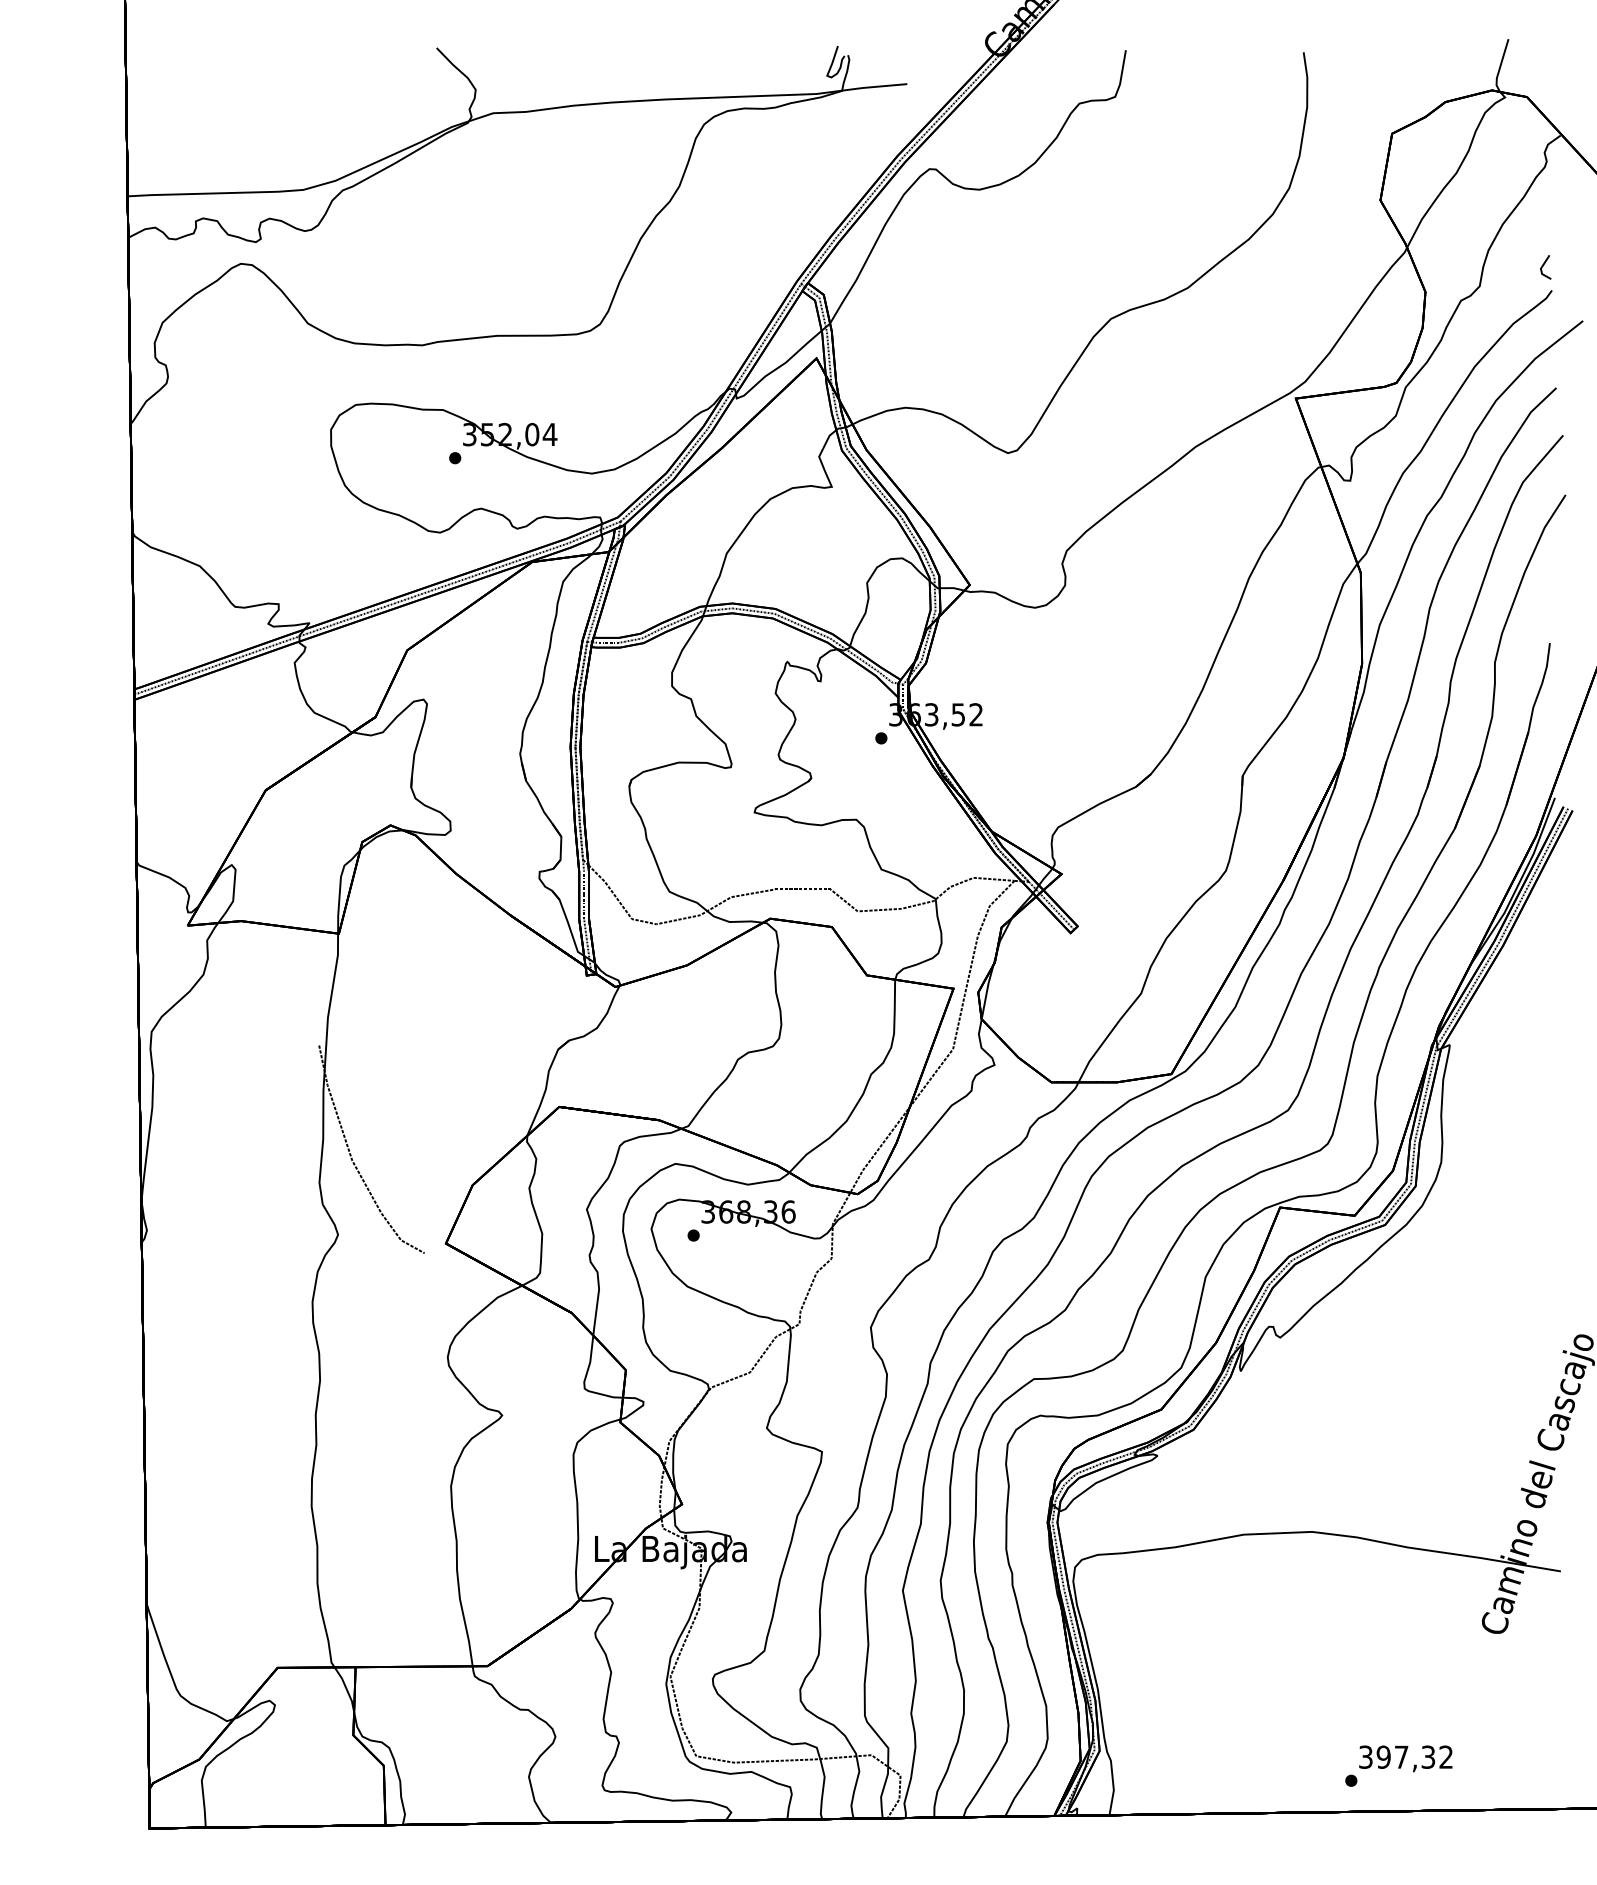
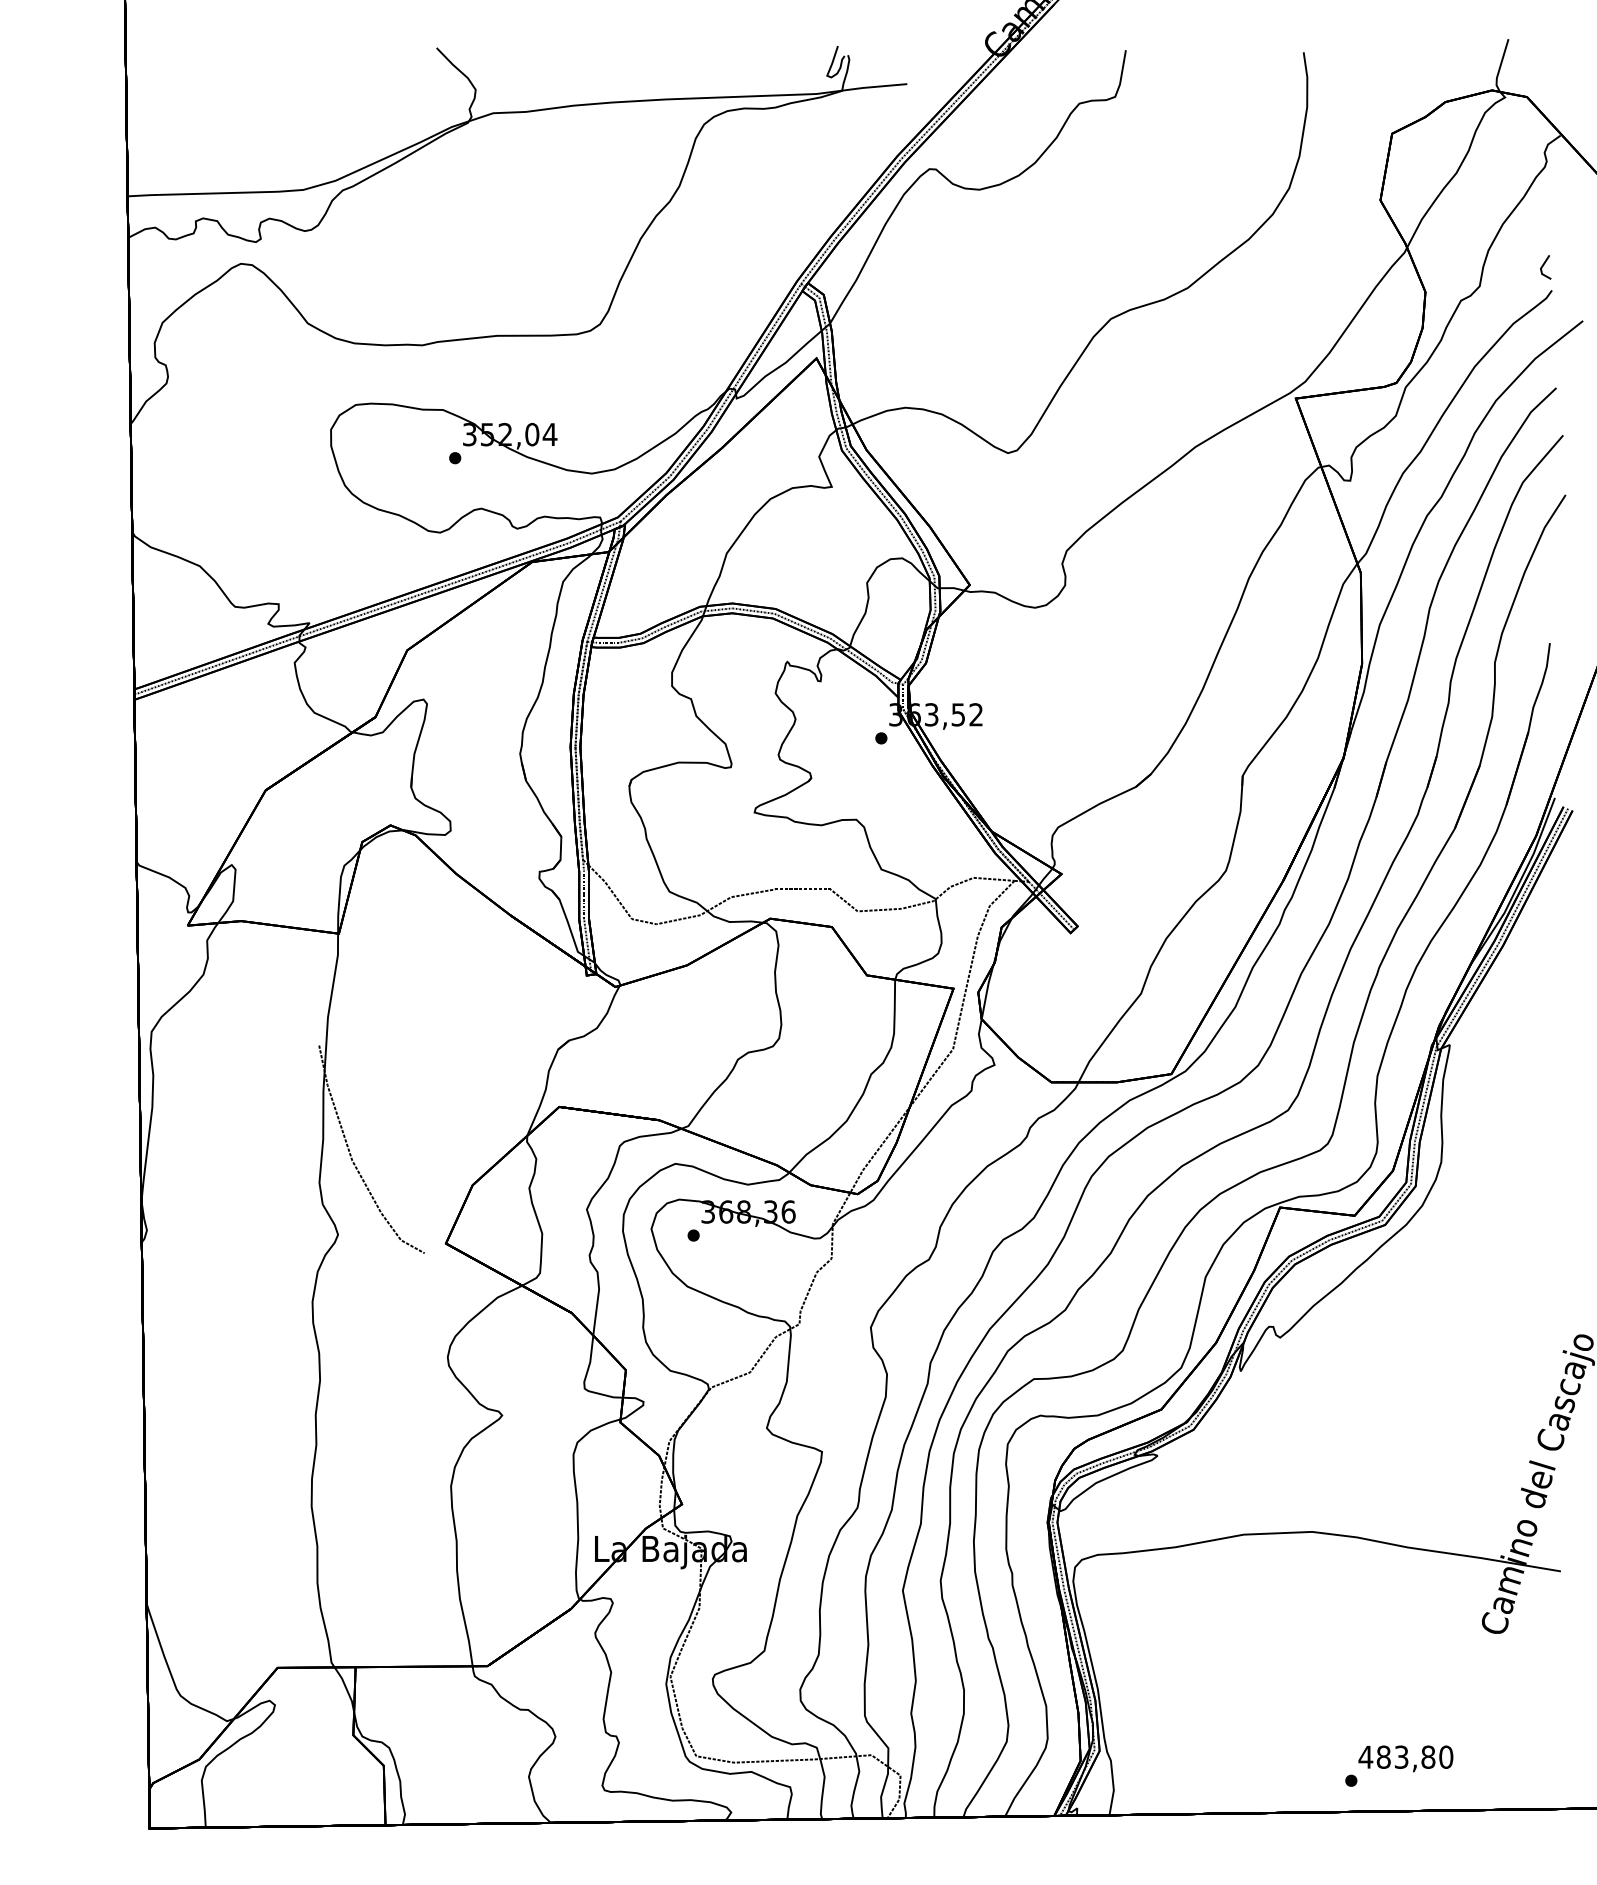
text: 397,32 -> 483,80 (1405, 1756)
